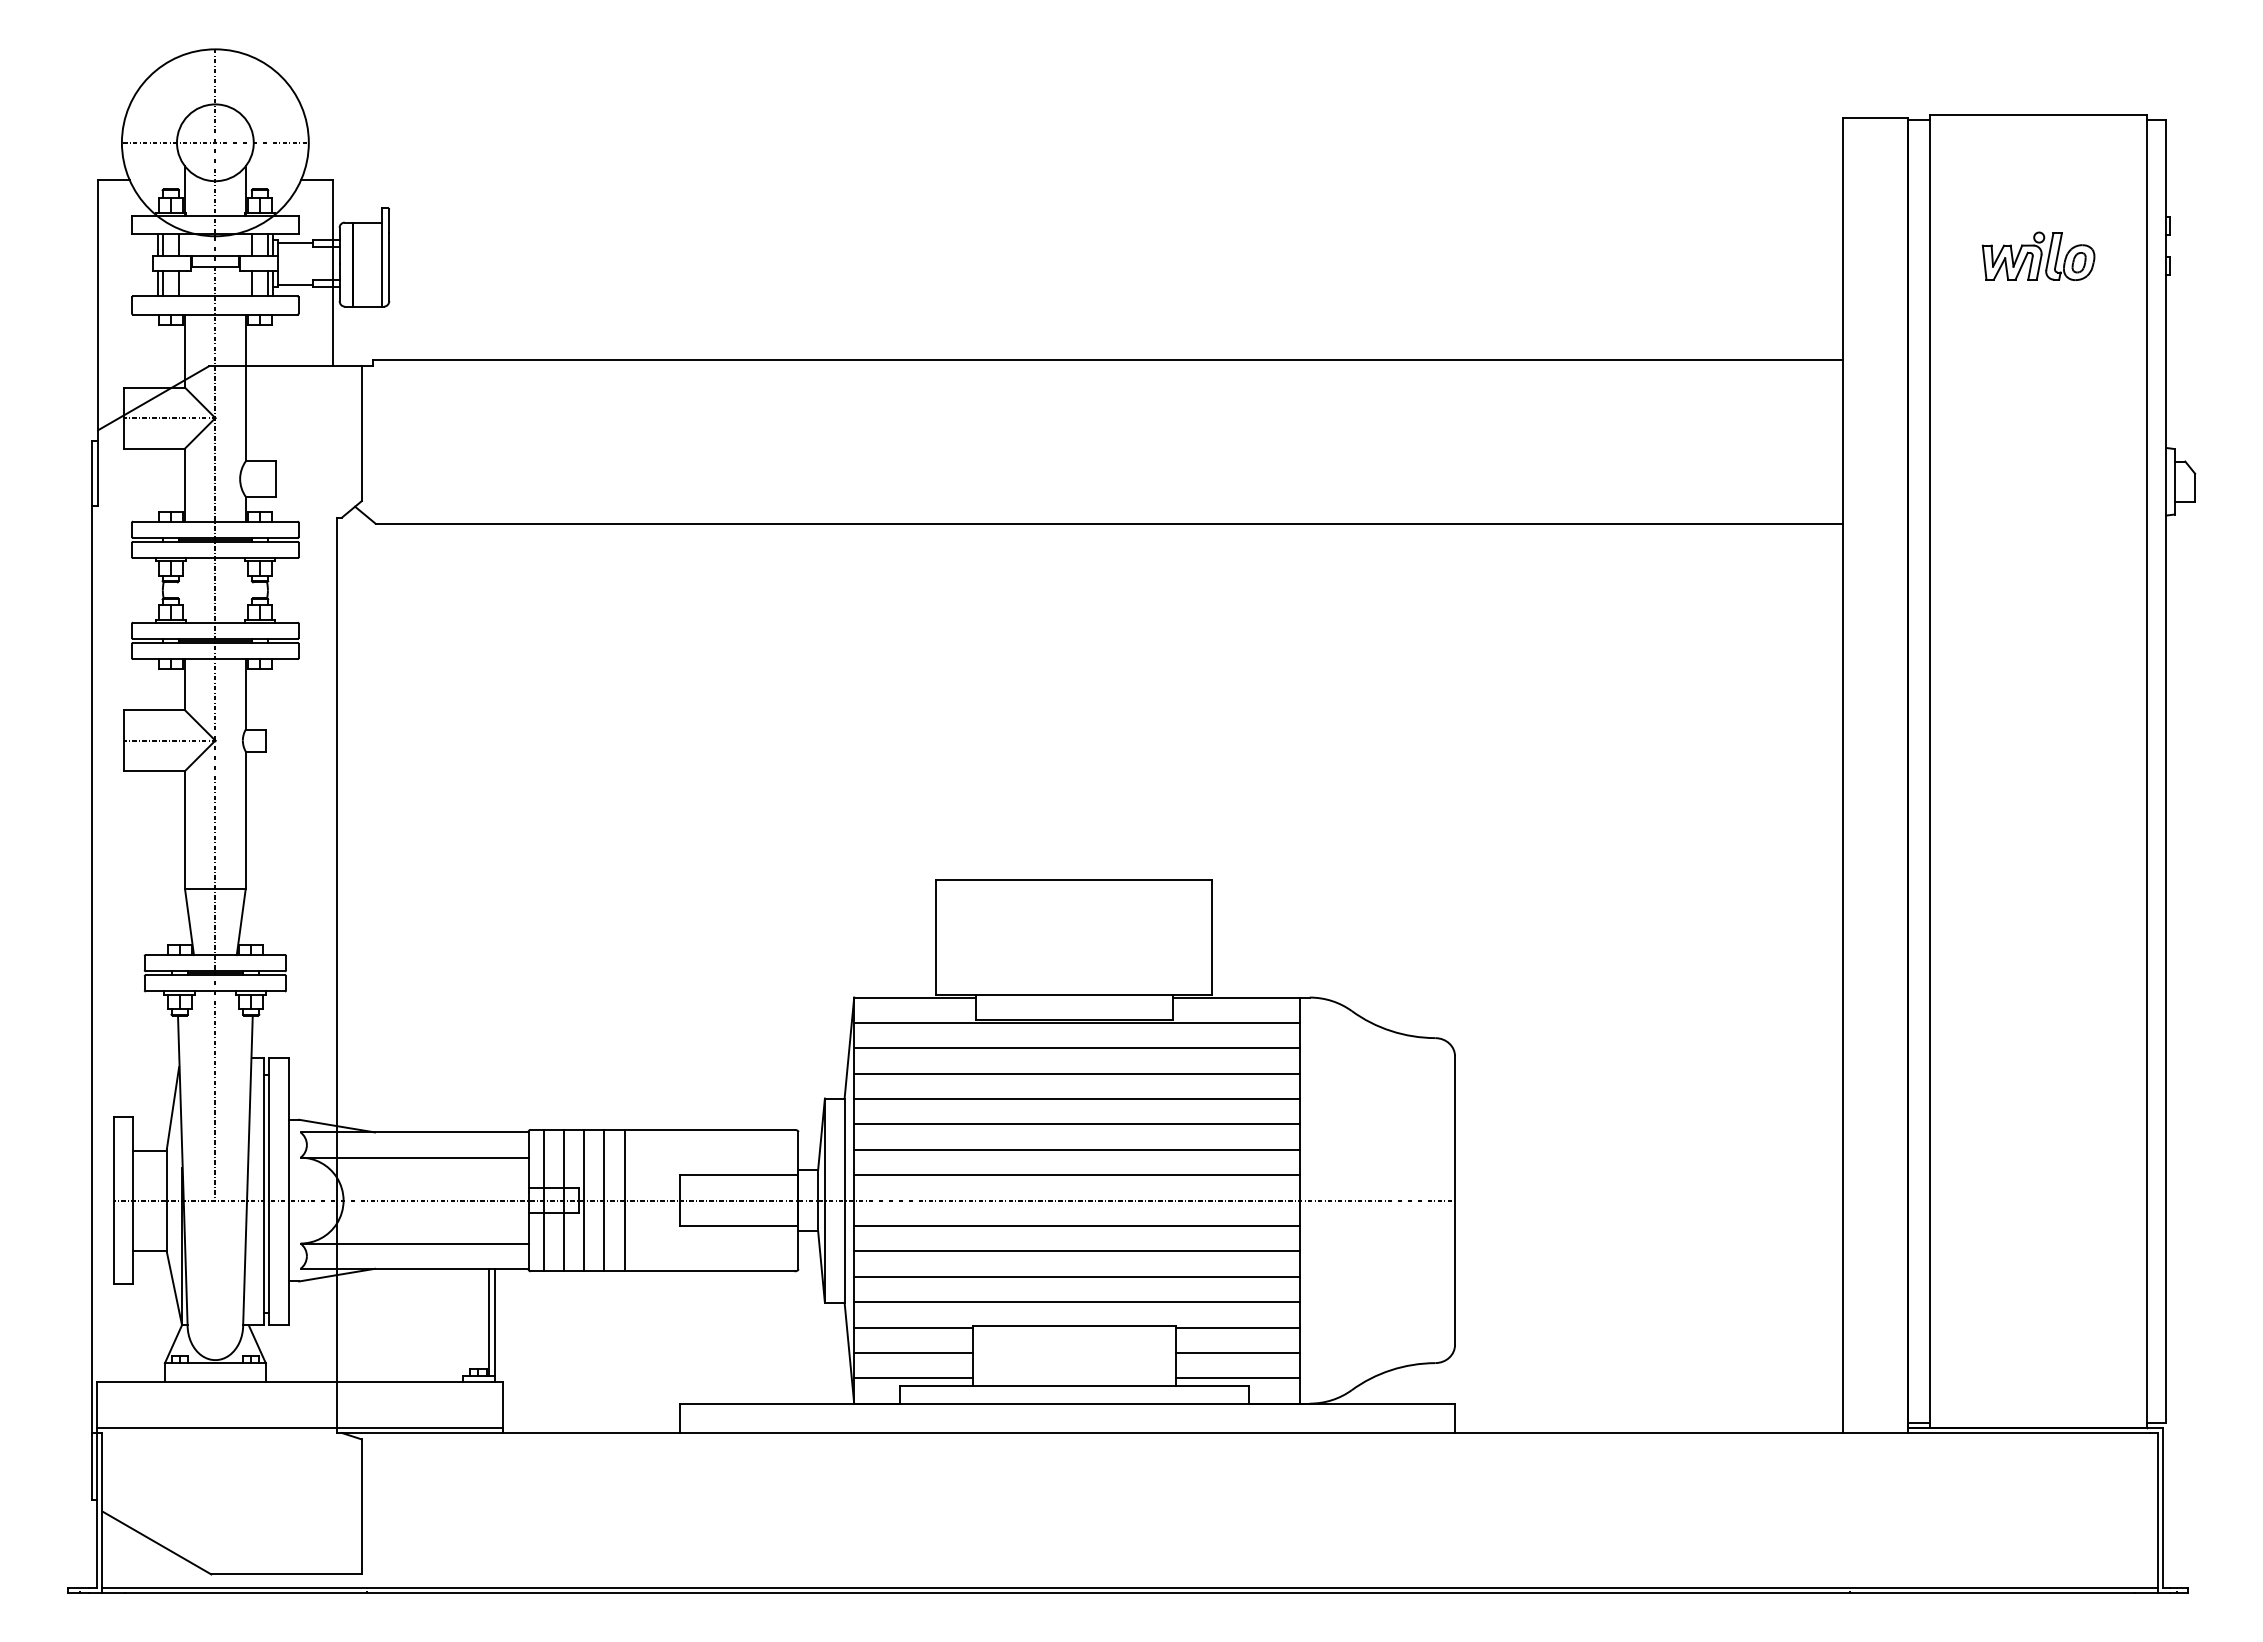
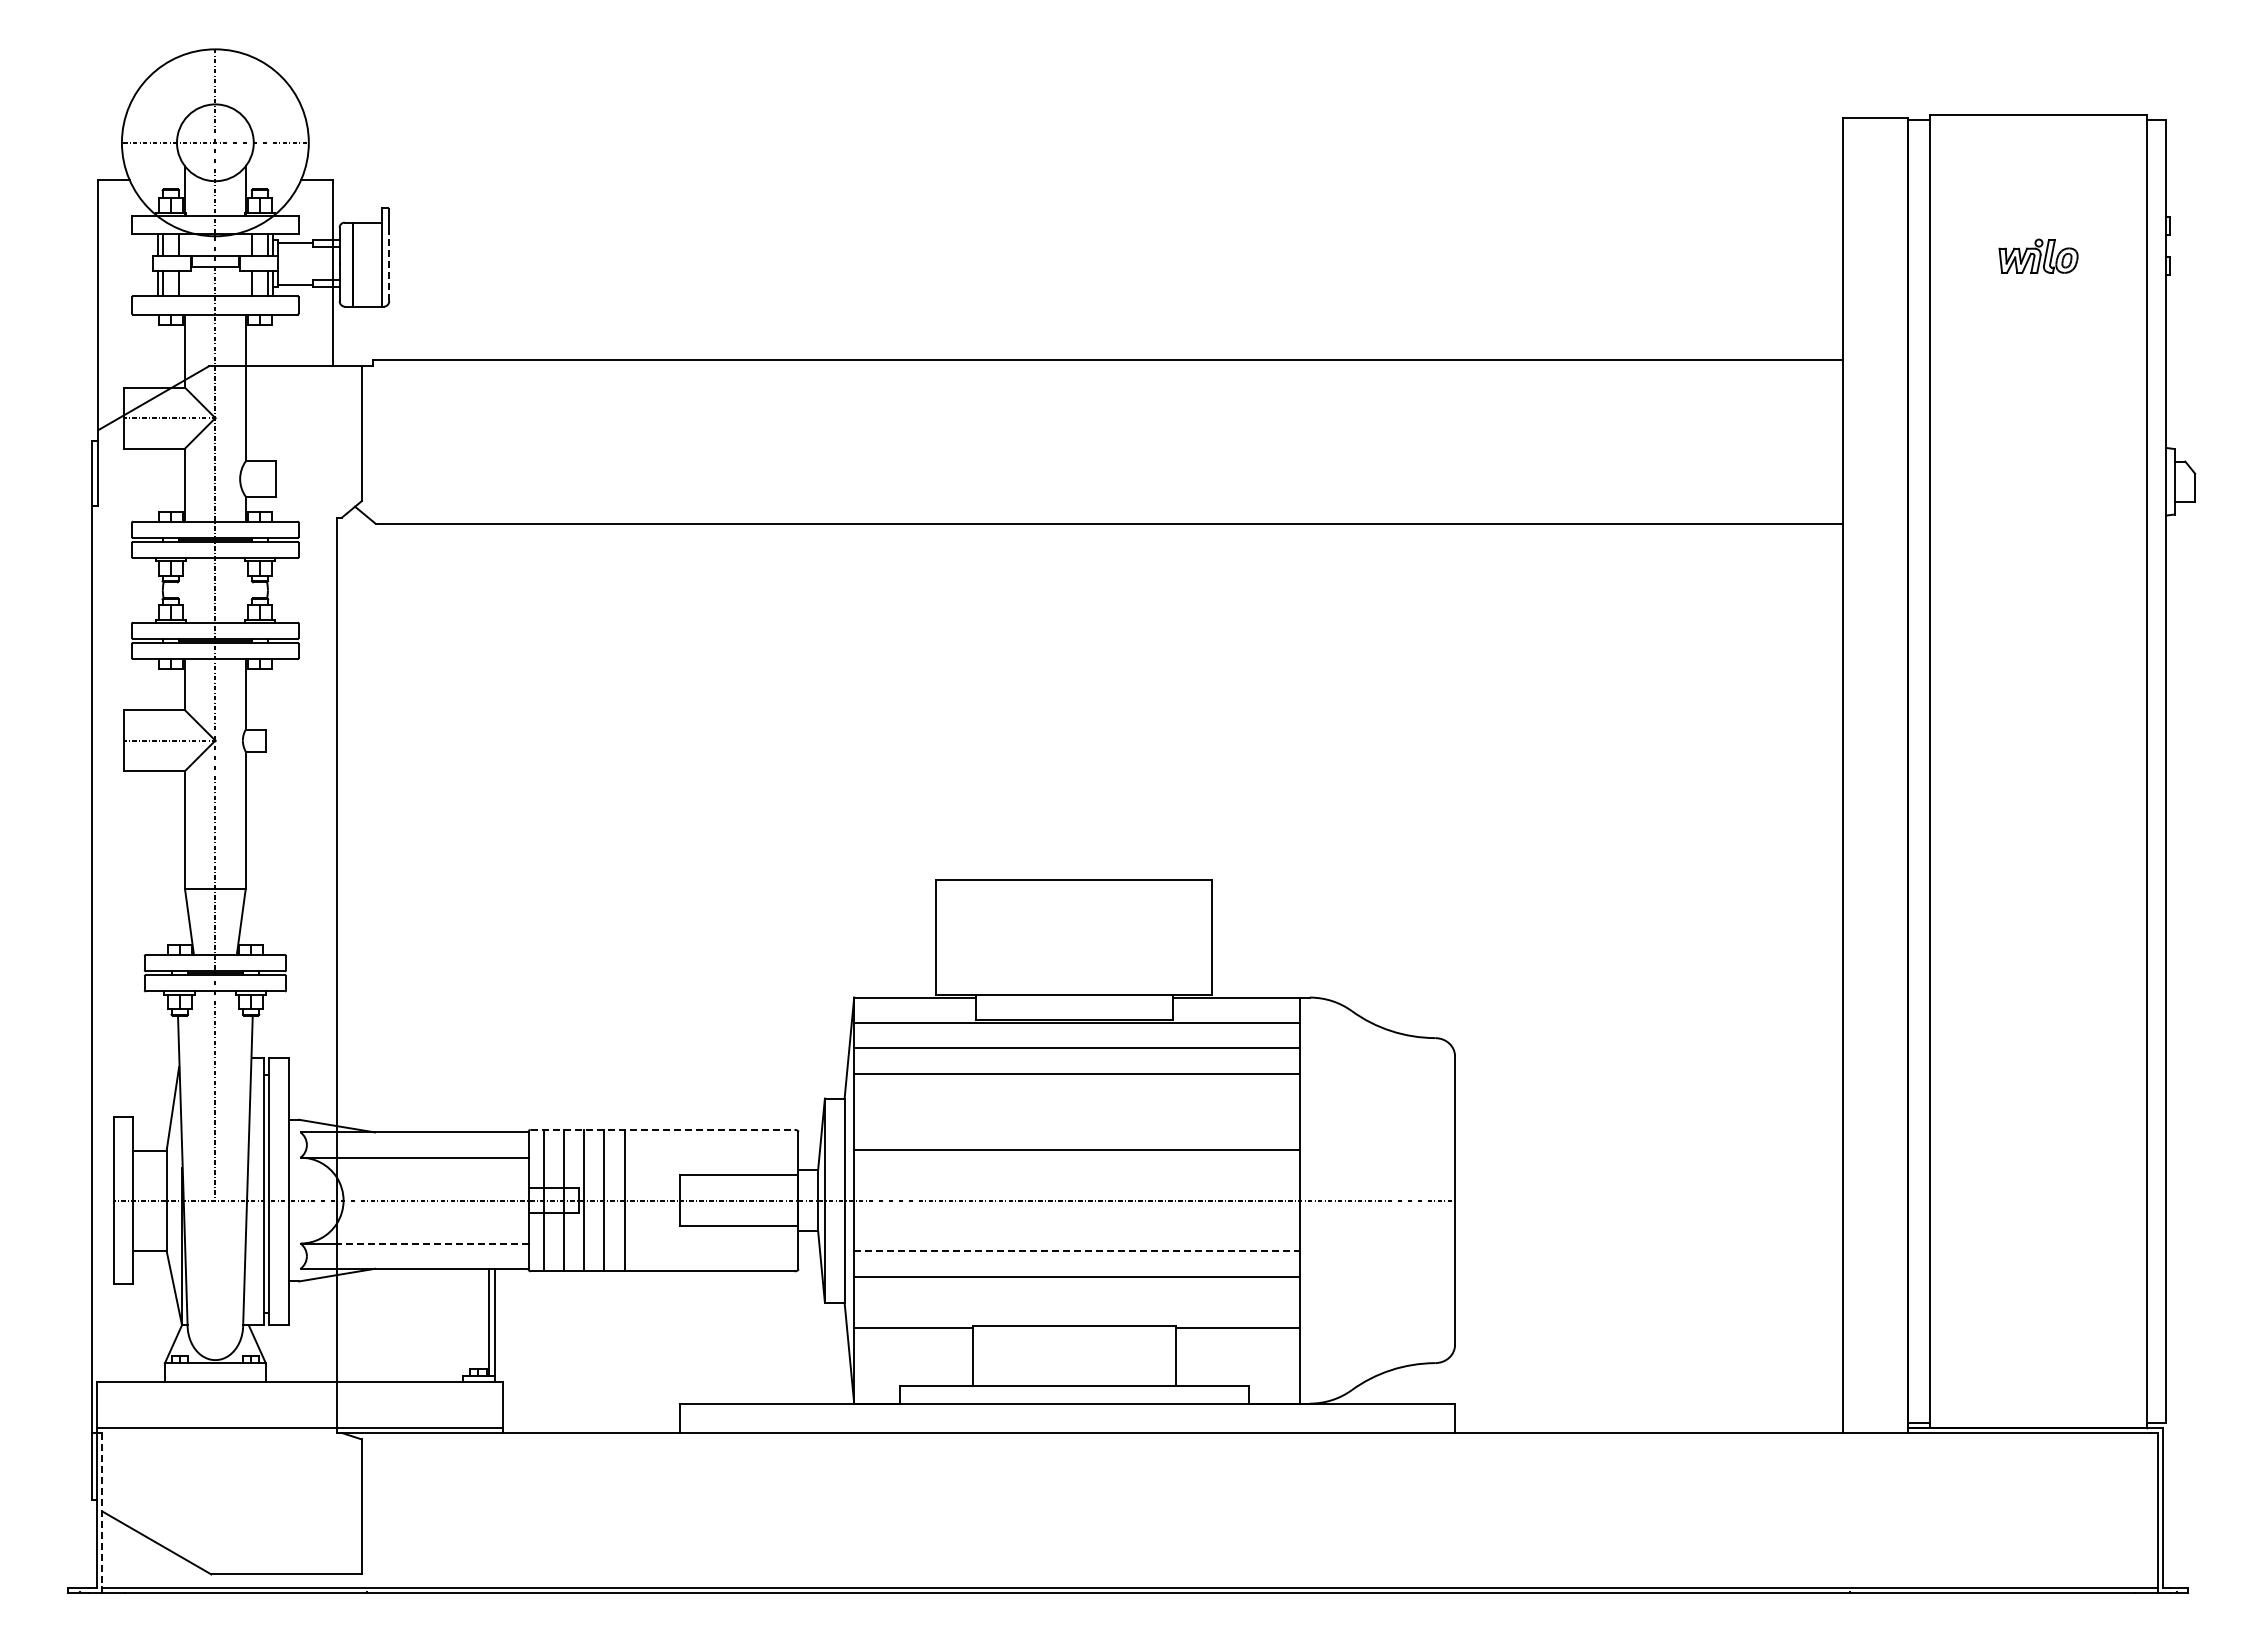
part size: 115x50 px -> 81x36 px (2038, 255)
line: solid -> dashed (389, 266)
line: present -> none (1077, 1099)
line: present -> none (1077, 1124)
line: solid -> dashed (662, 1129)
line: present -> none (1077, 1175)
line: present -> none (1077, 1225)
line: solid -> dashed (432, 1243)
line: solid -> dashed (1077, 1251)
line: present -> none (1077, 1302)
line: present -> none (913, 1352)
line: present -> none (1238, 1352)
line: present -> none (913, 1378)
line: present -> none (1238, 1378)
line: solid -> dashed (102, 1509)
